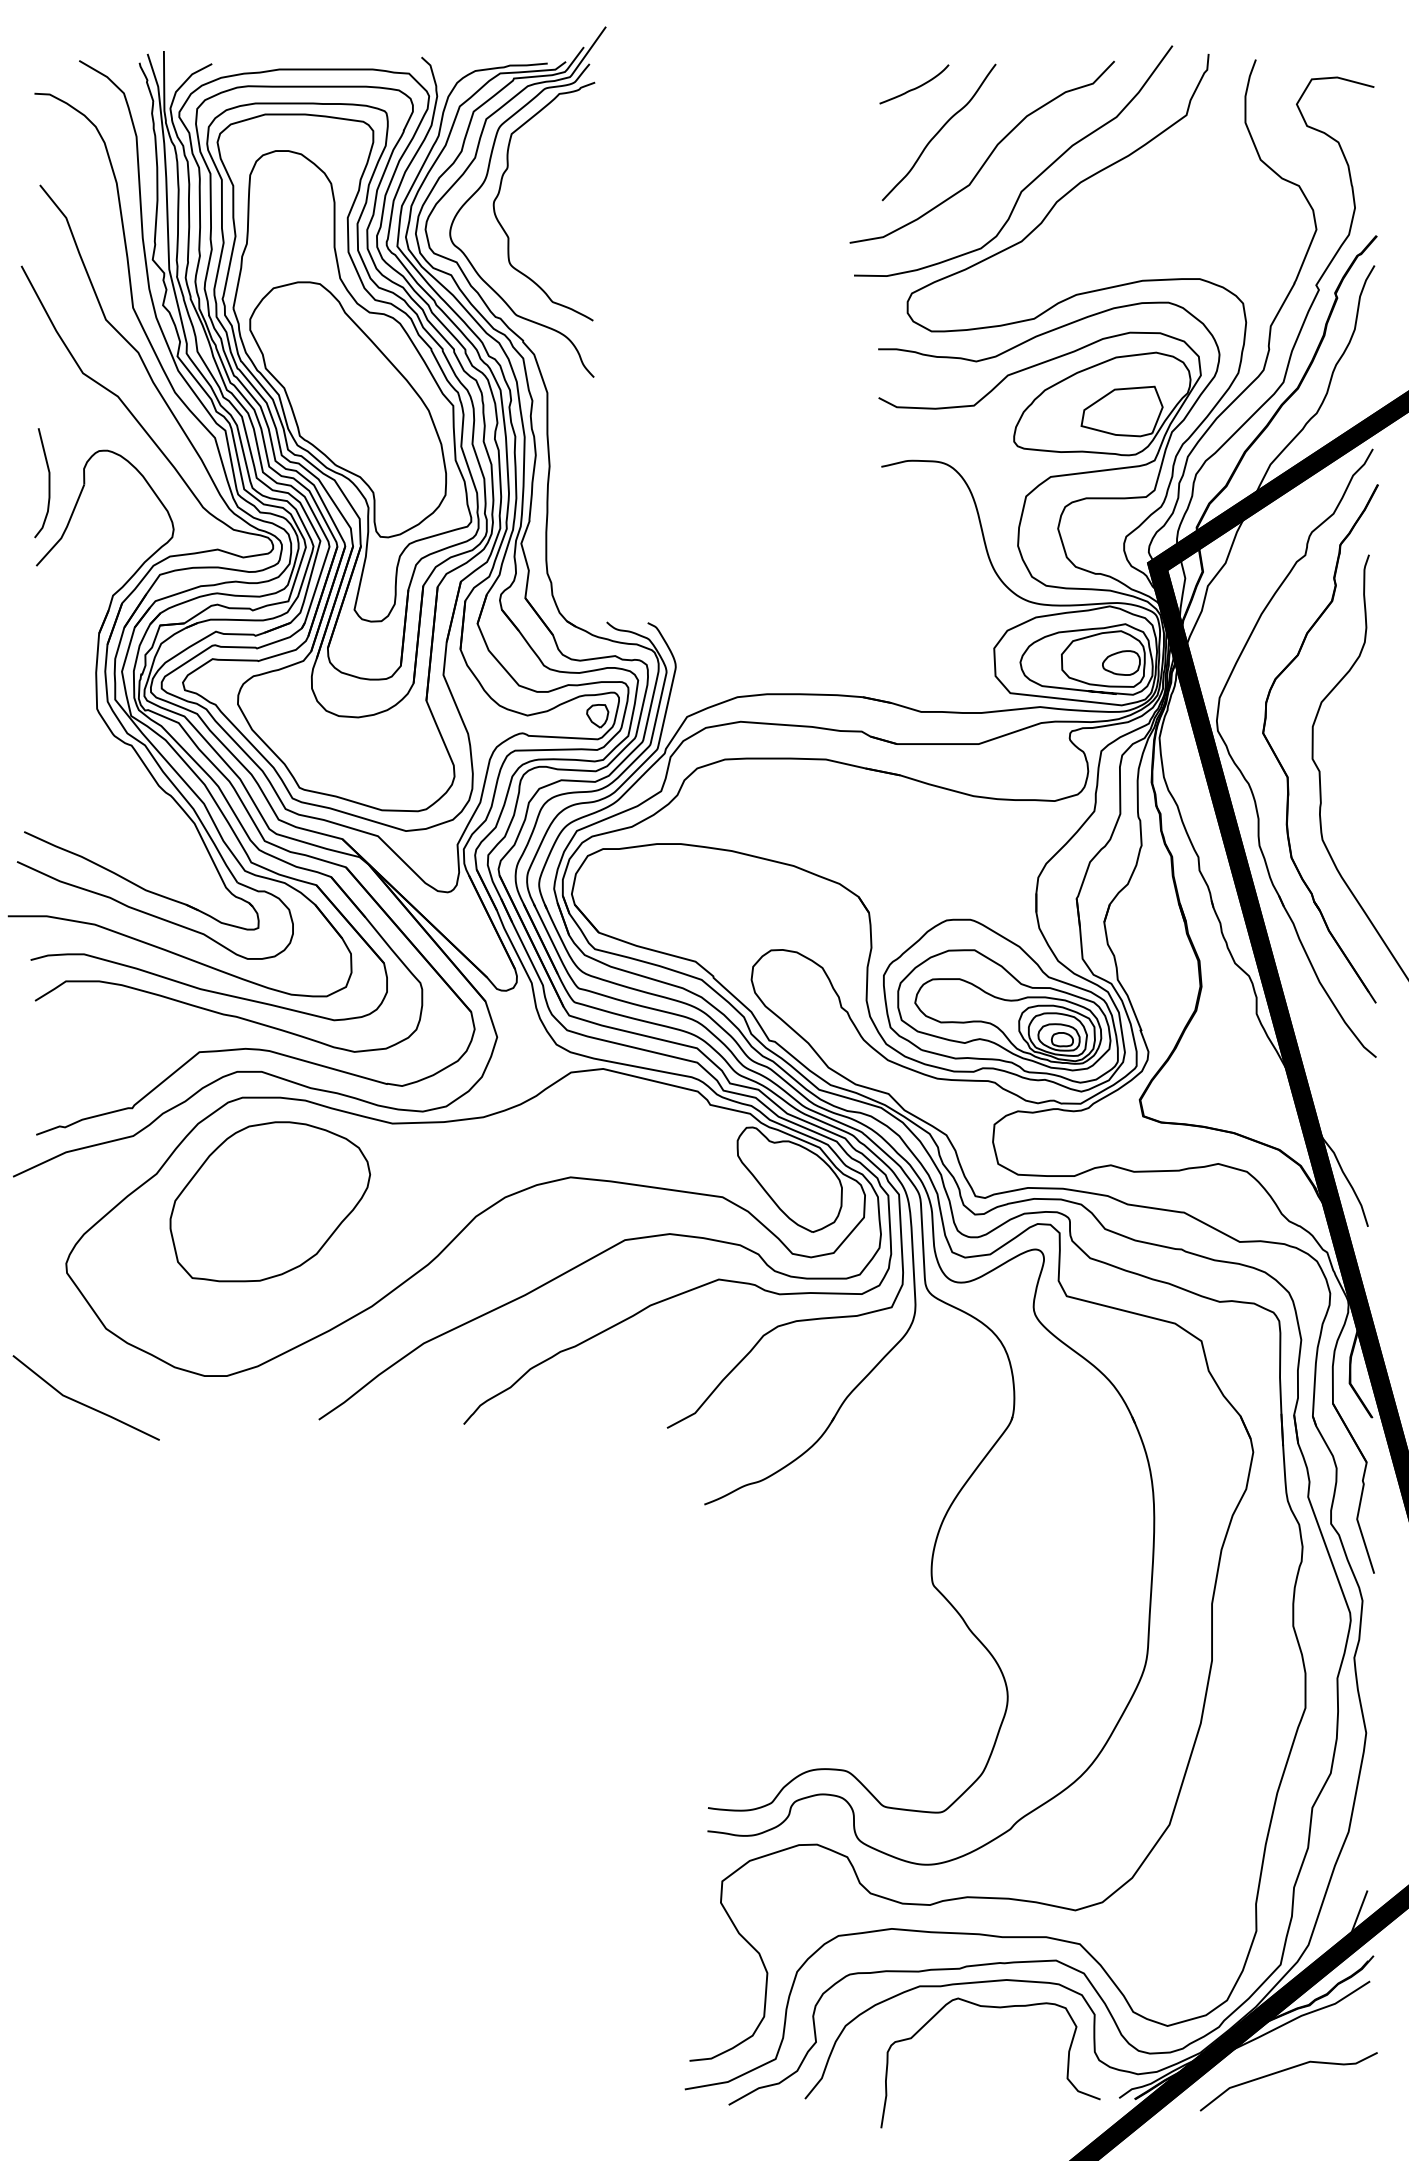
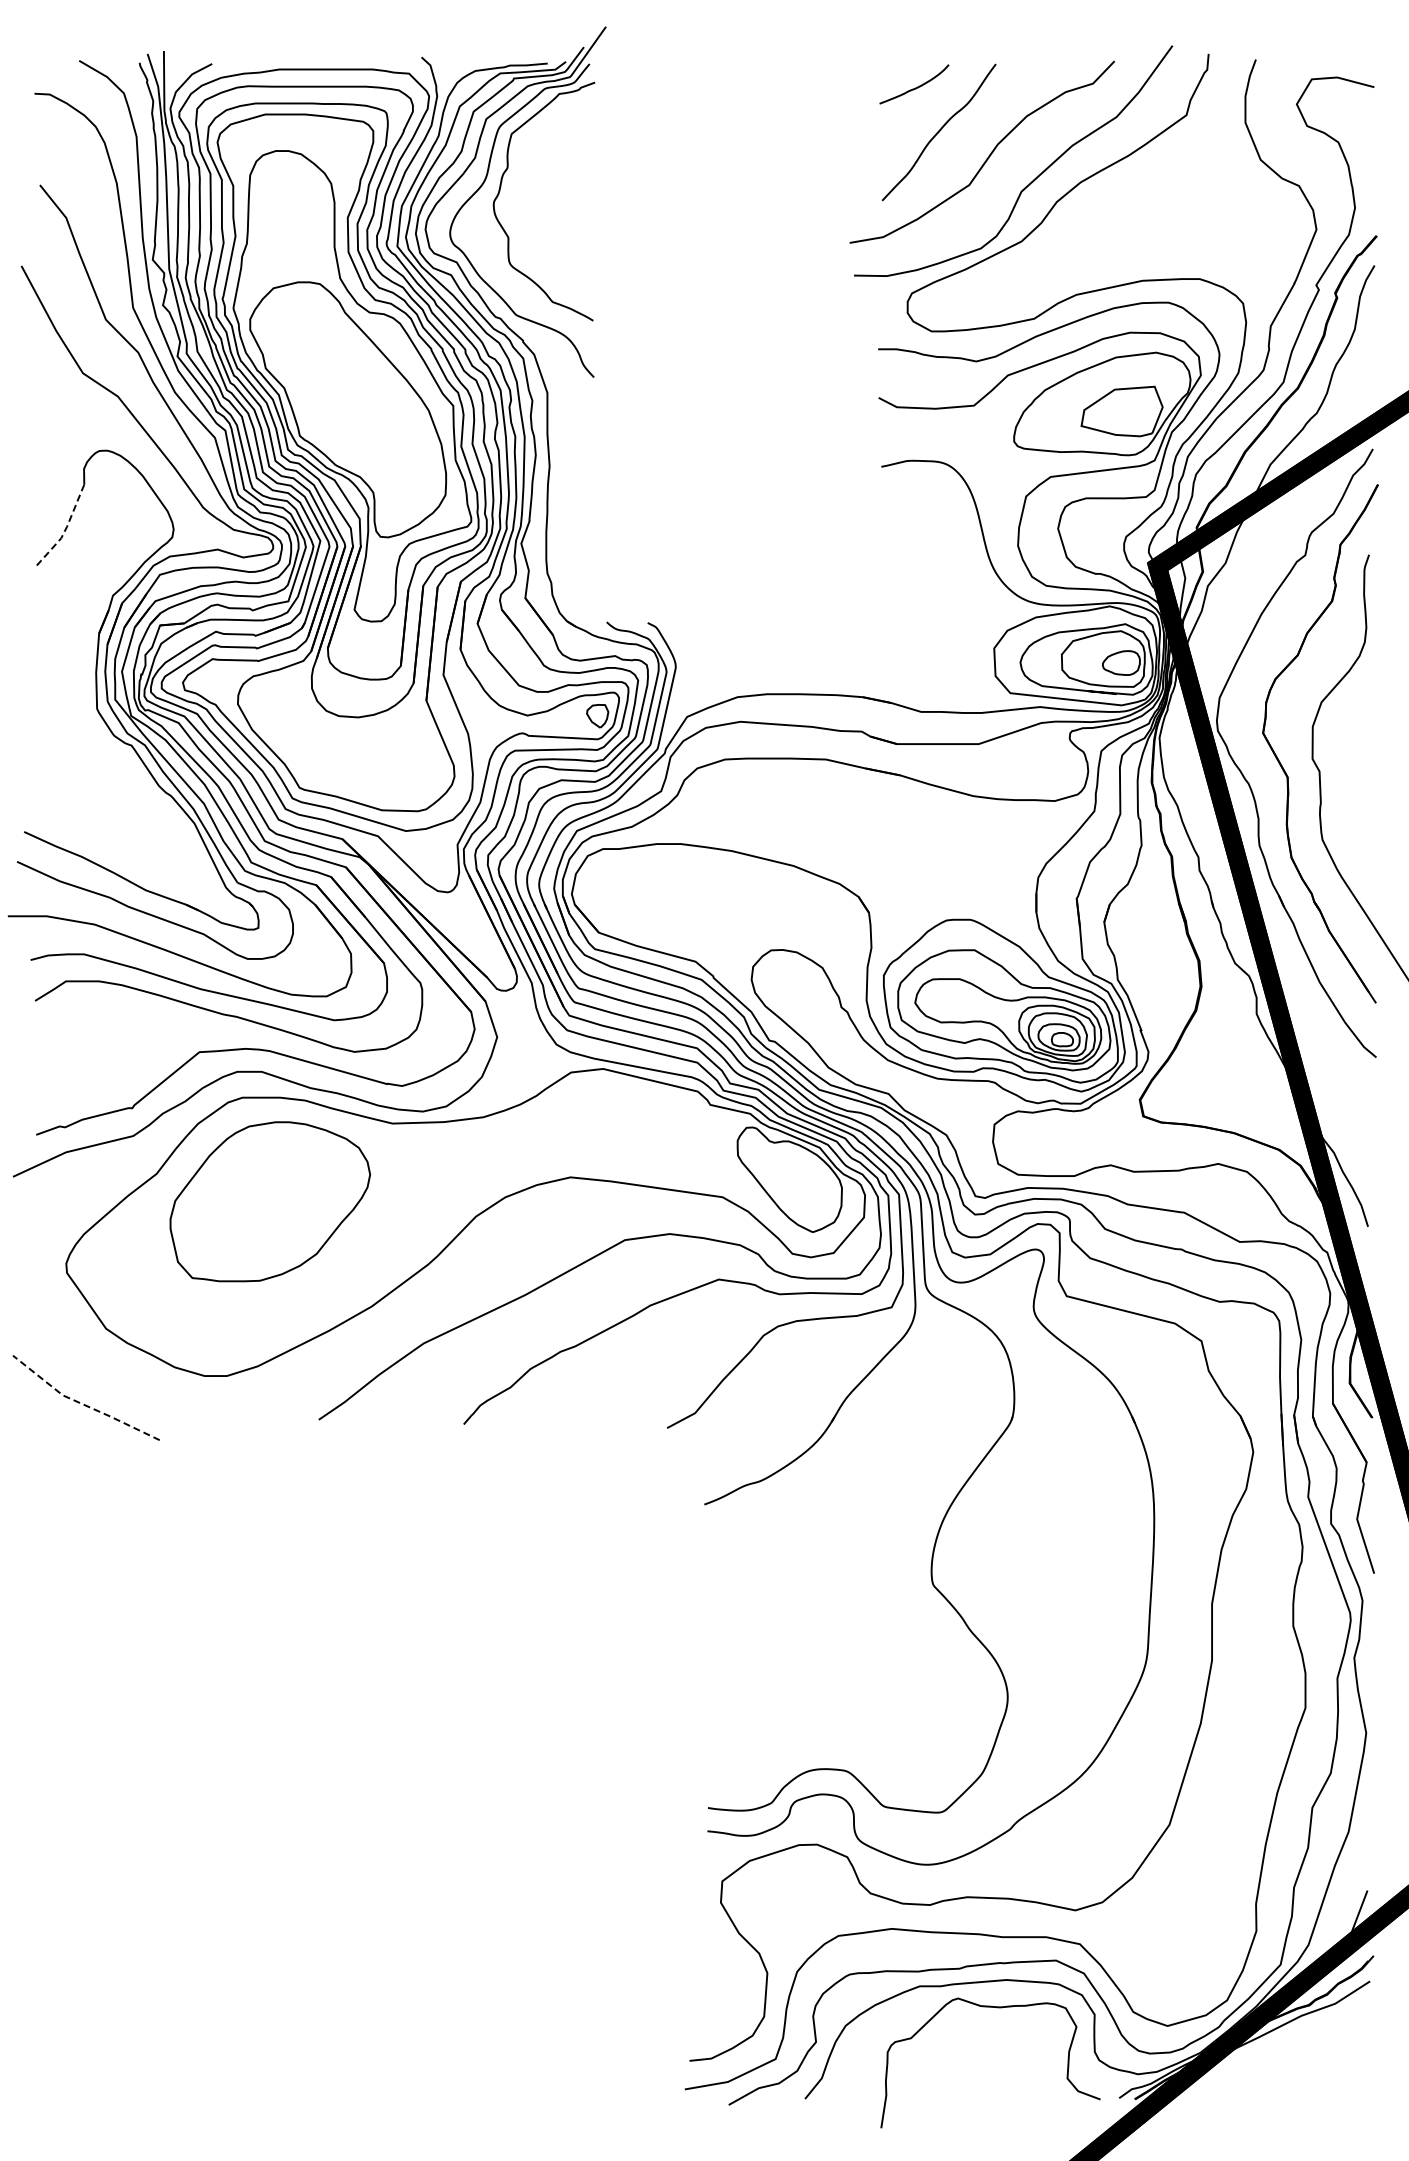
curve: present -> none (48, 483)
line: solid -> dashed (65, 529)
line: solid -> dashed (82, 1404)
curve: present -> none (1284, 2071)
